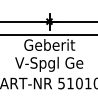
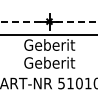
line: solid -> dashed (49, 21)
text: V-Spgl Ge -> Geberit (49, 63)
